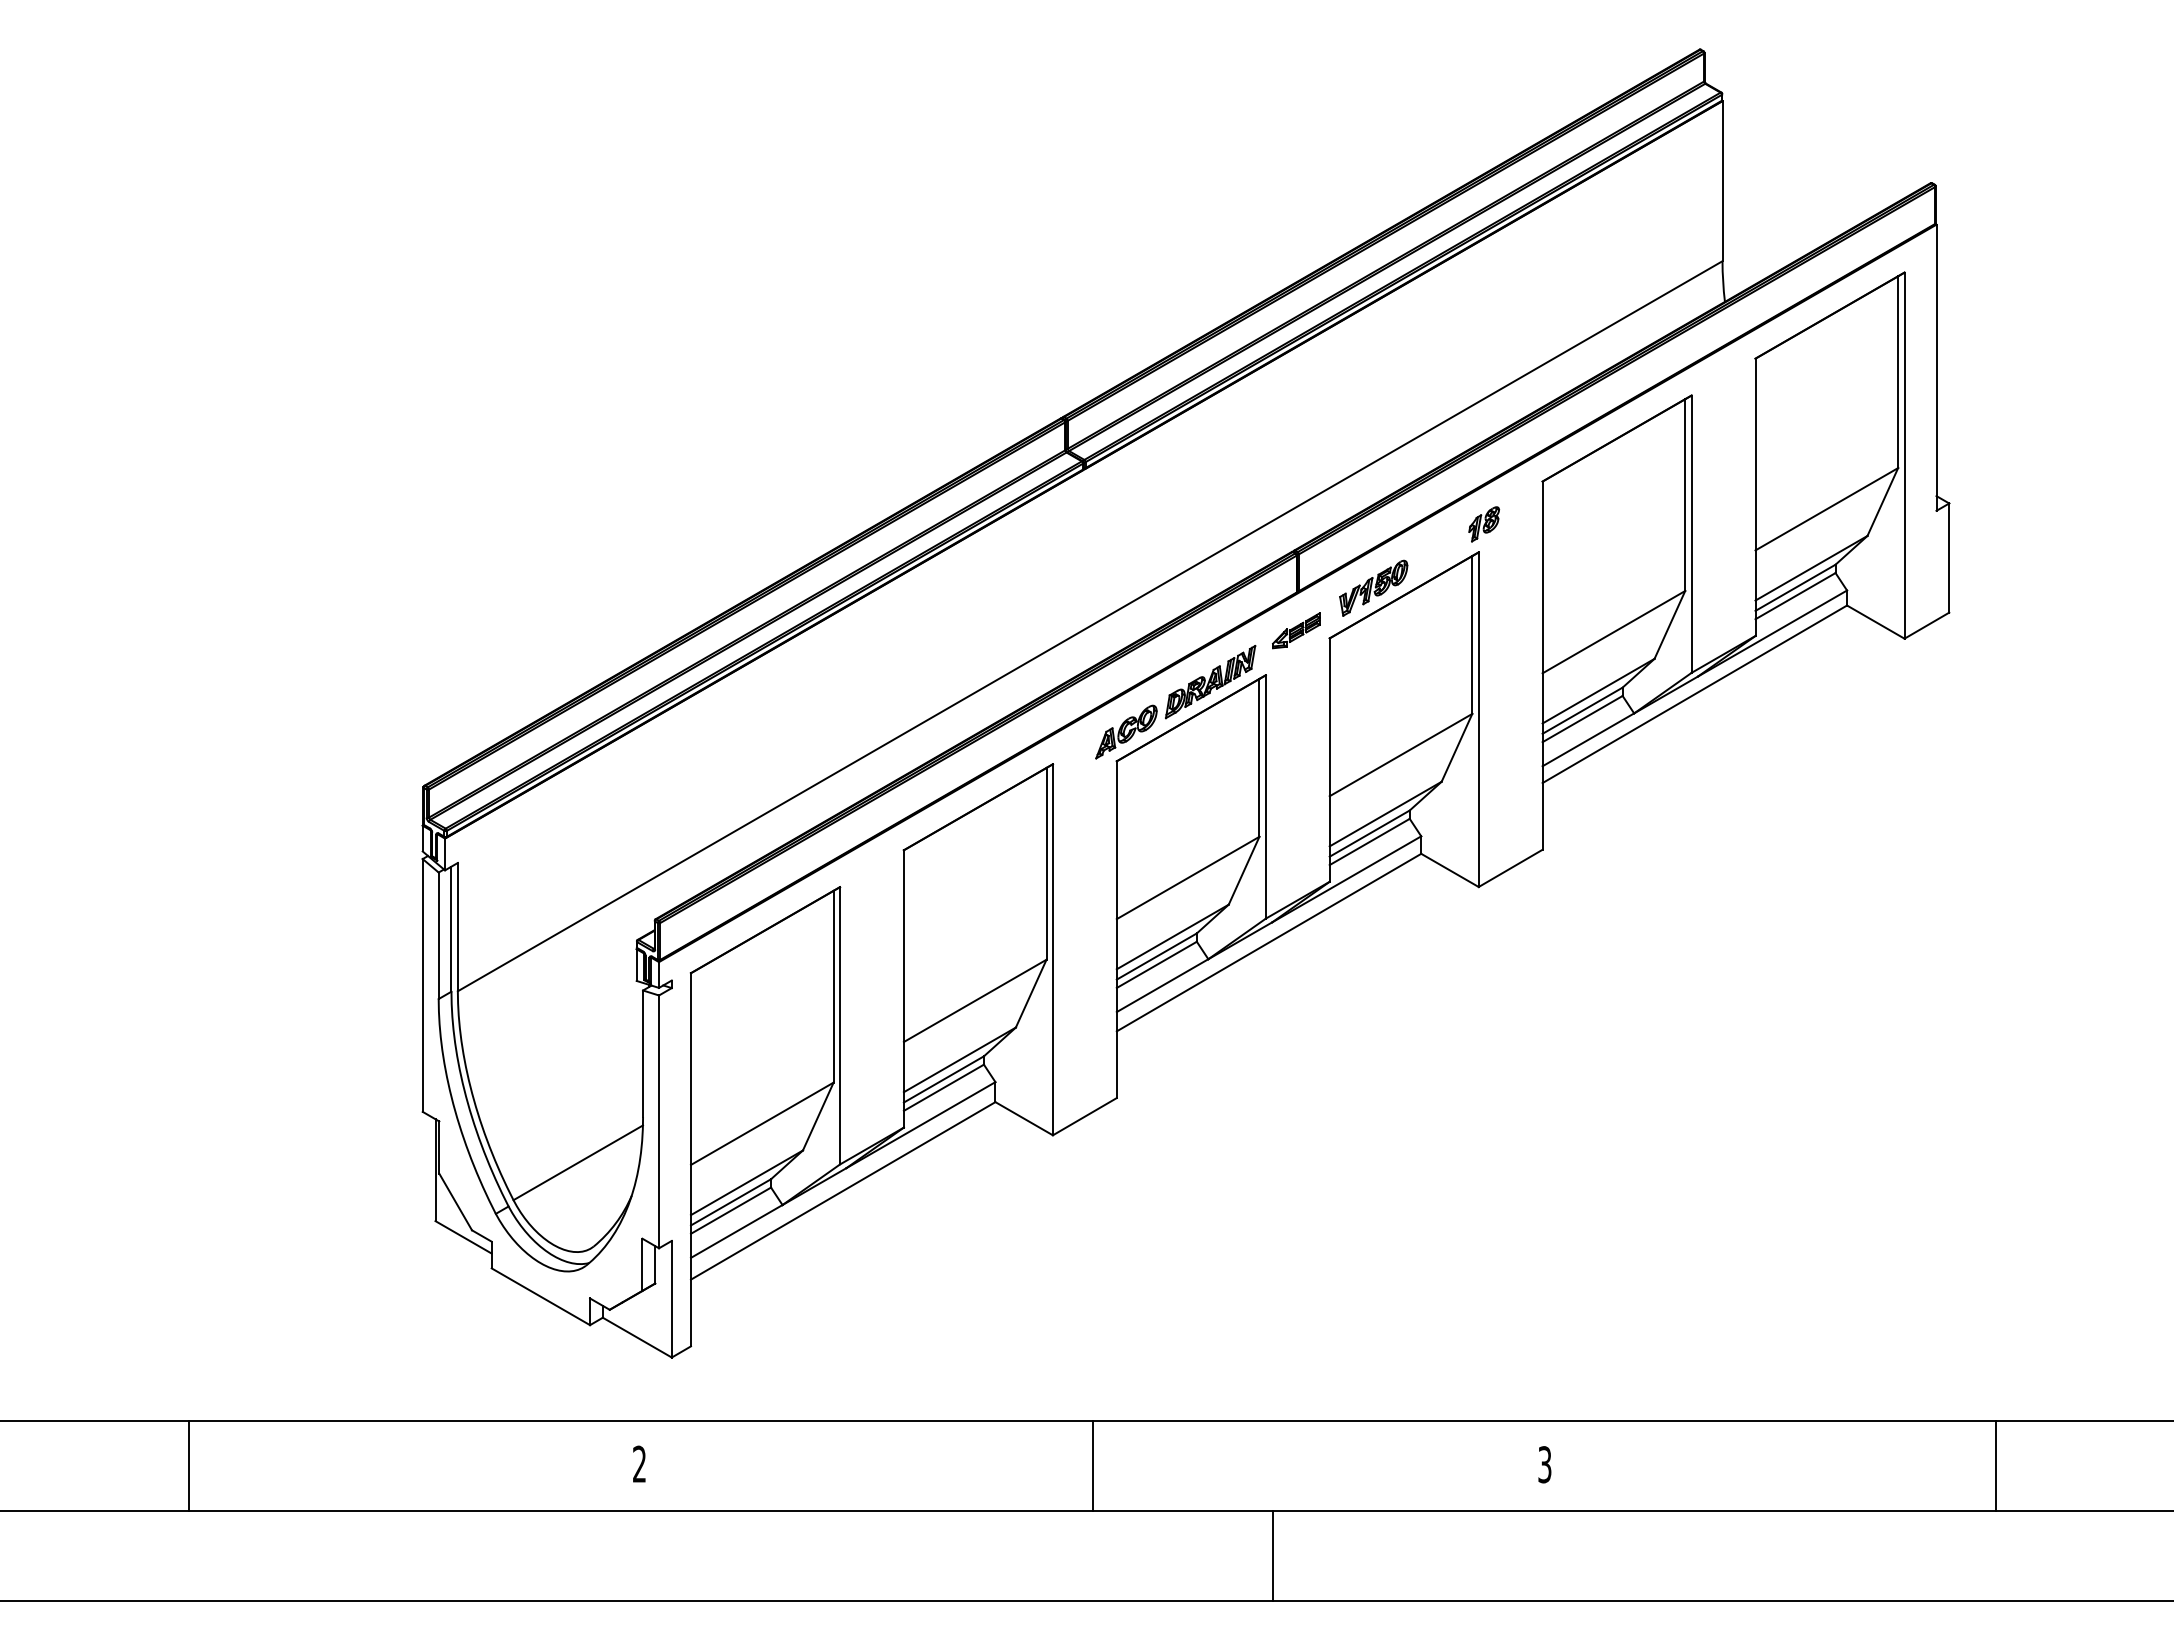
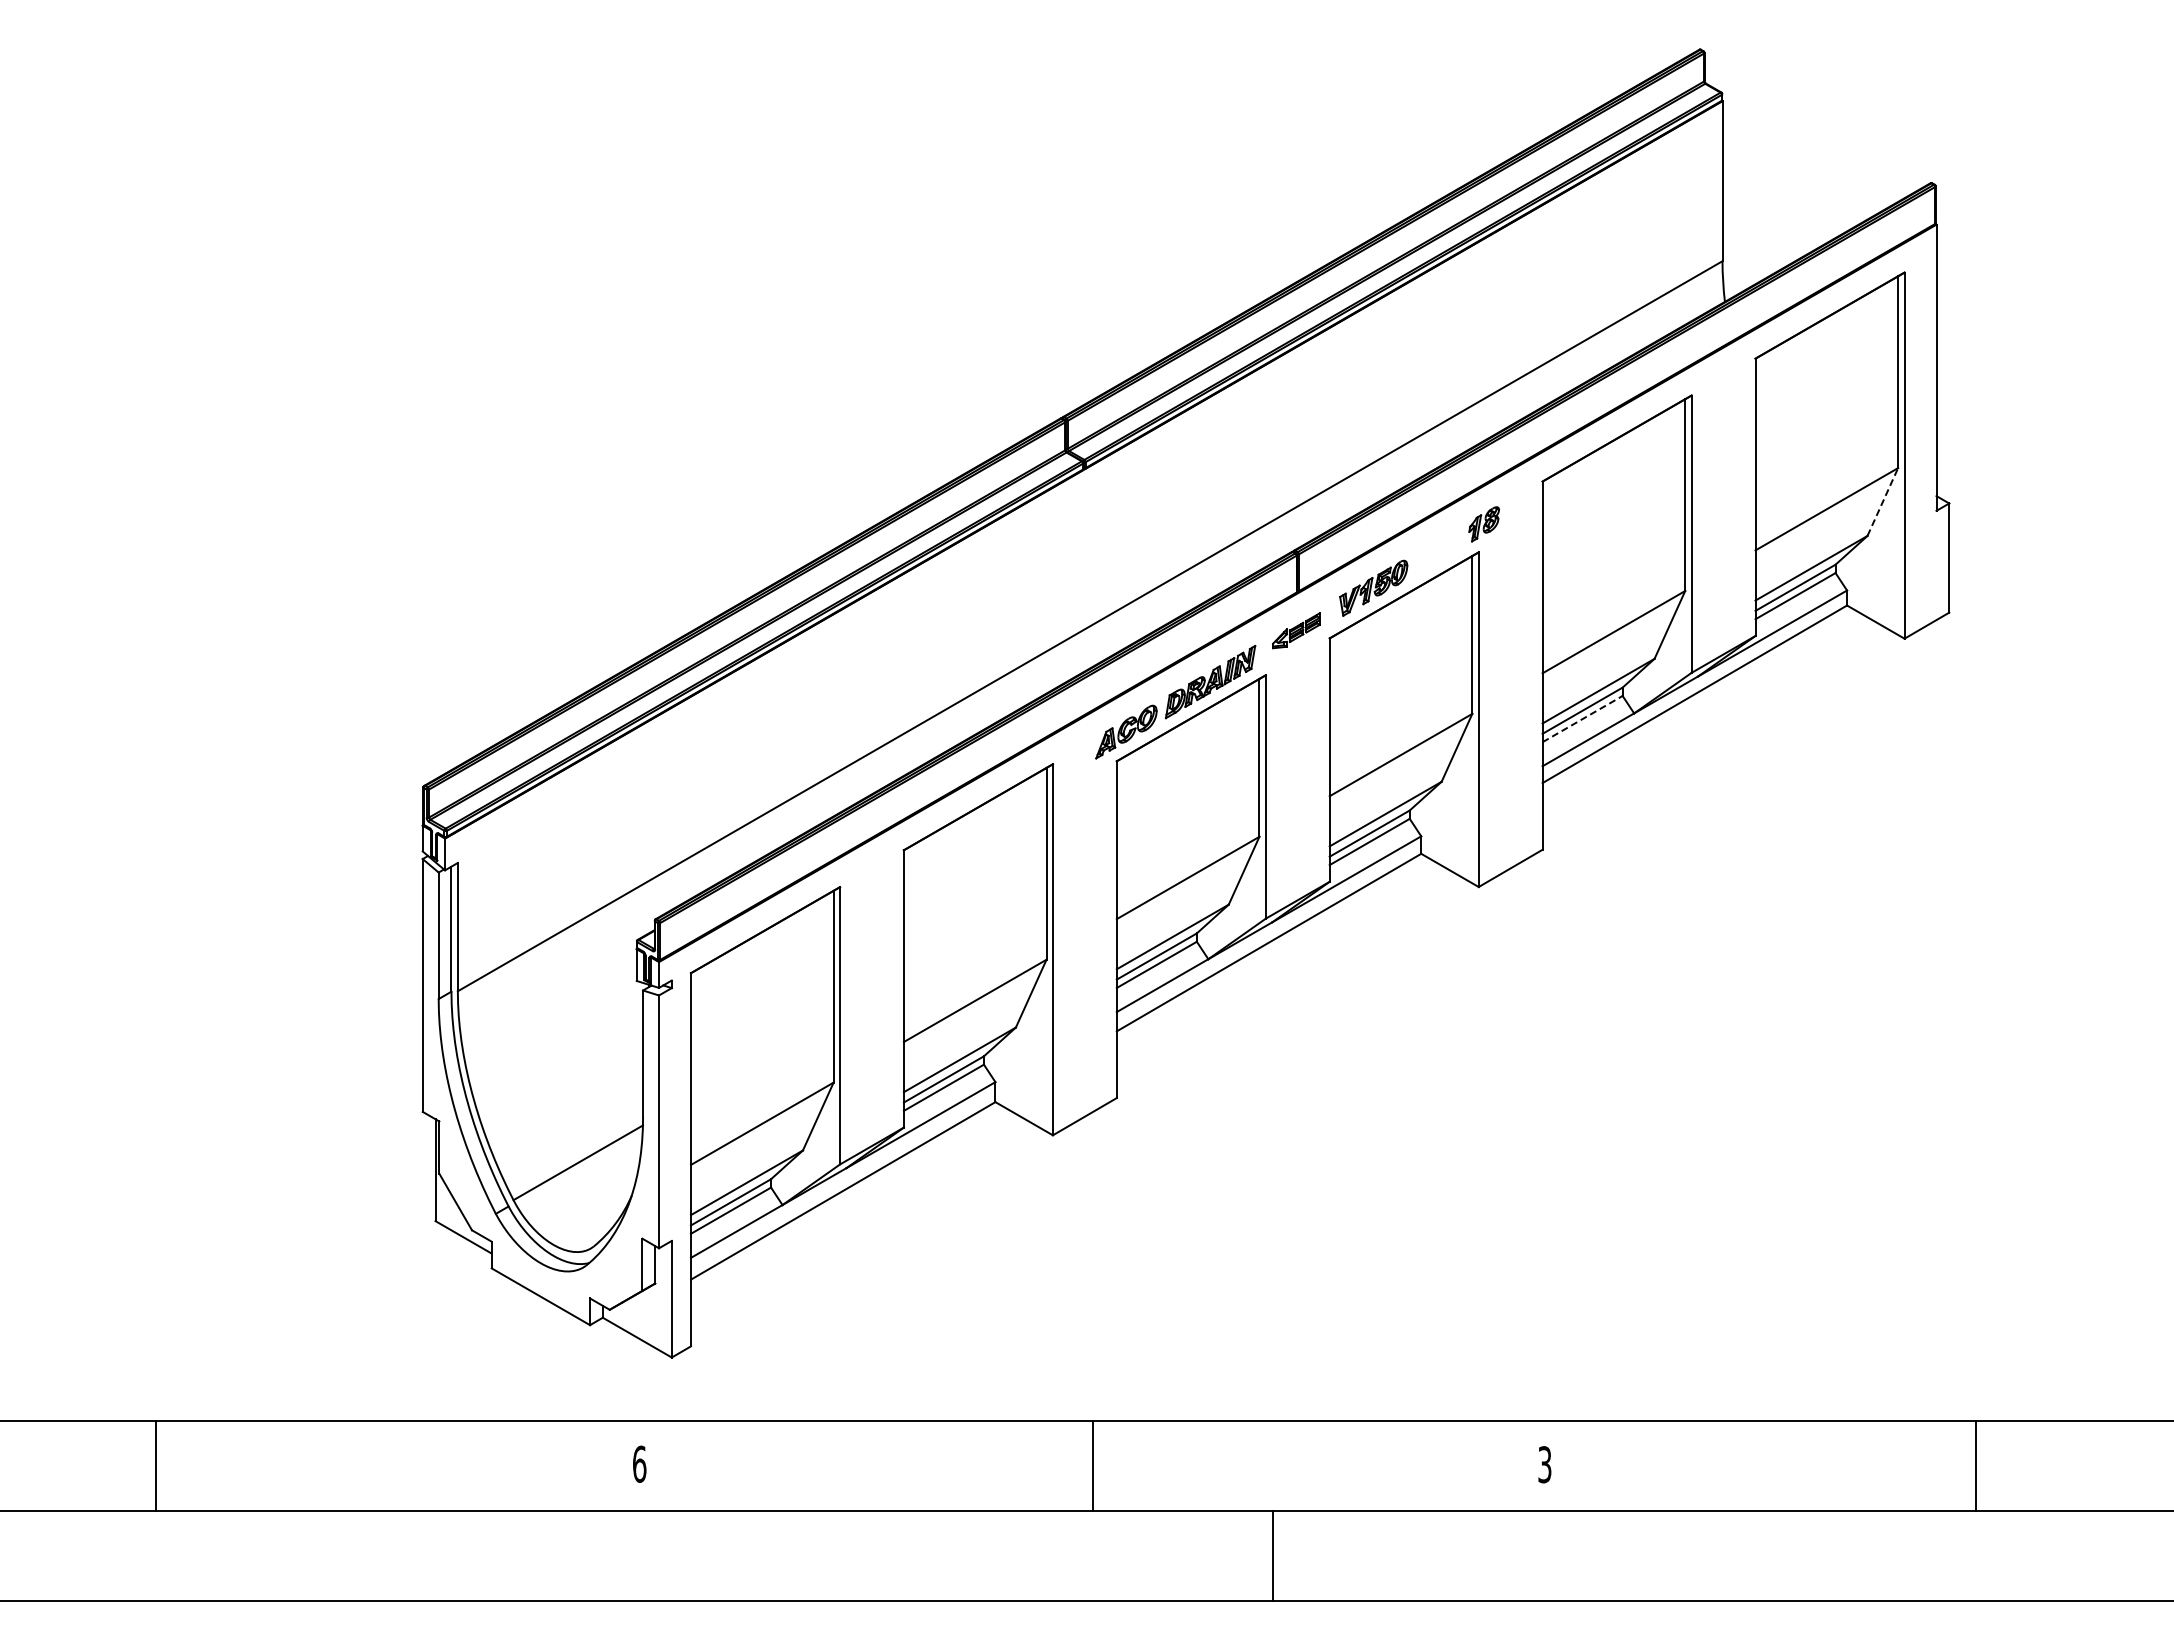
line: solid -> dashed (1883, 501)
line: solid -> dashed (1583, 718)
text: 2 -> 6 (639, 1463)
line position: (189, 1465) -> (156, 1465) (156, 1465)
line position: (1995, 1465) -> (1975, 1465) (1975, 1465)
